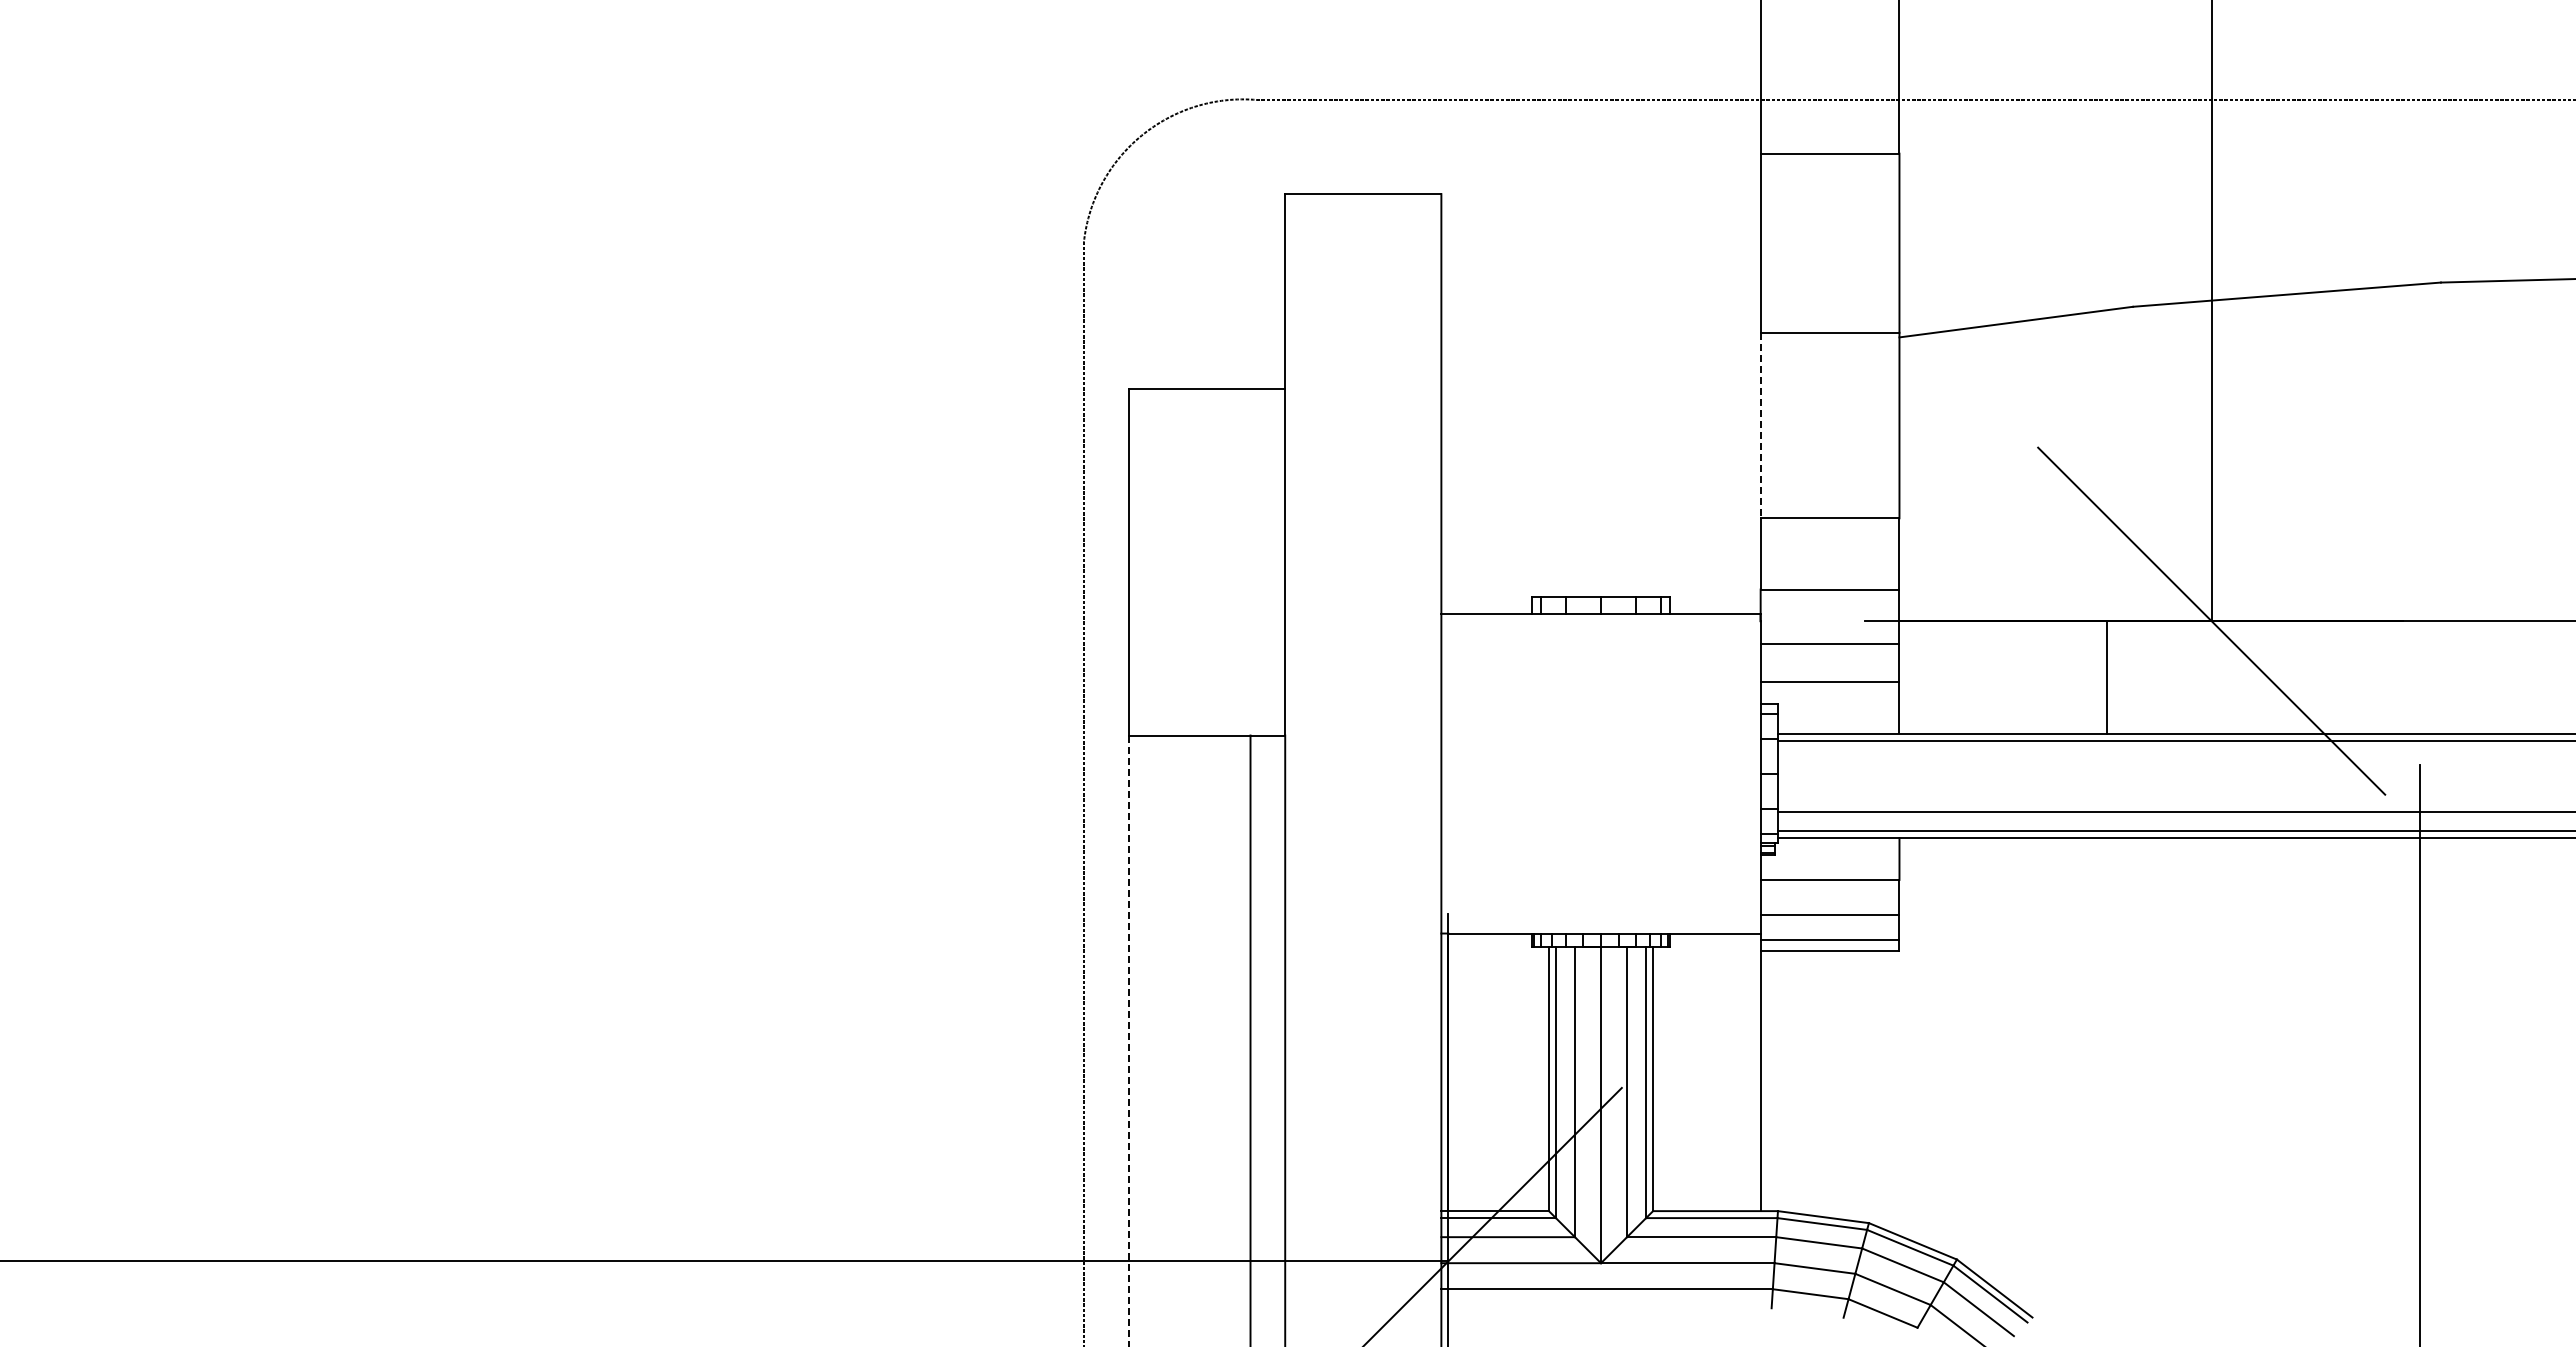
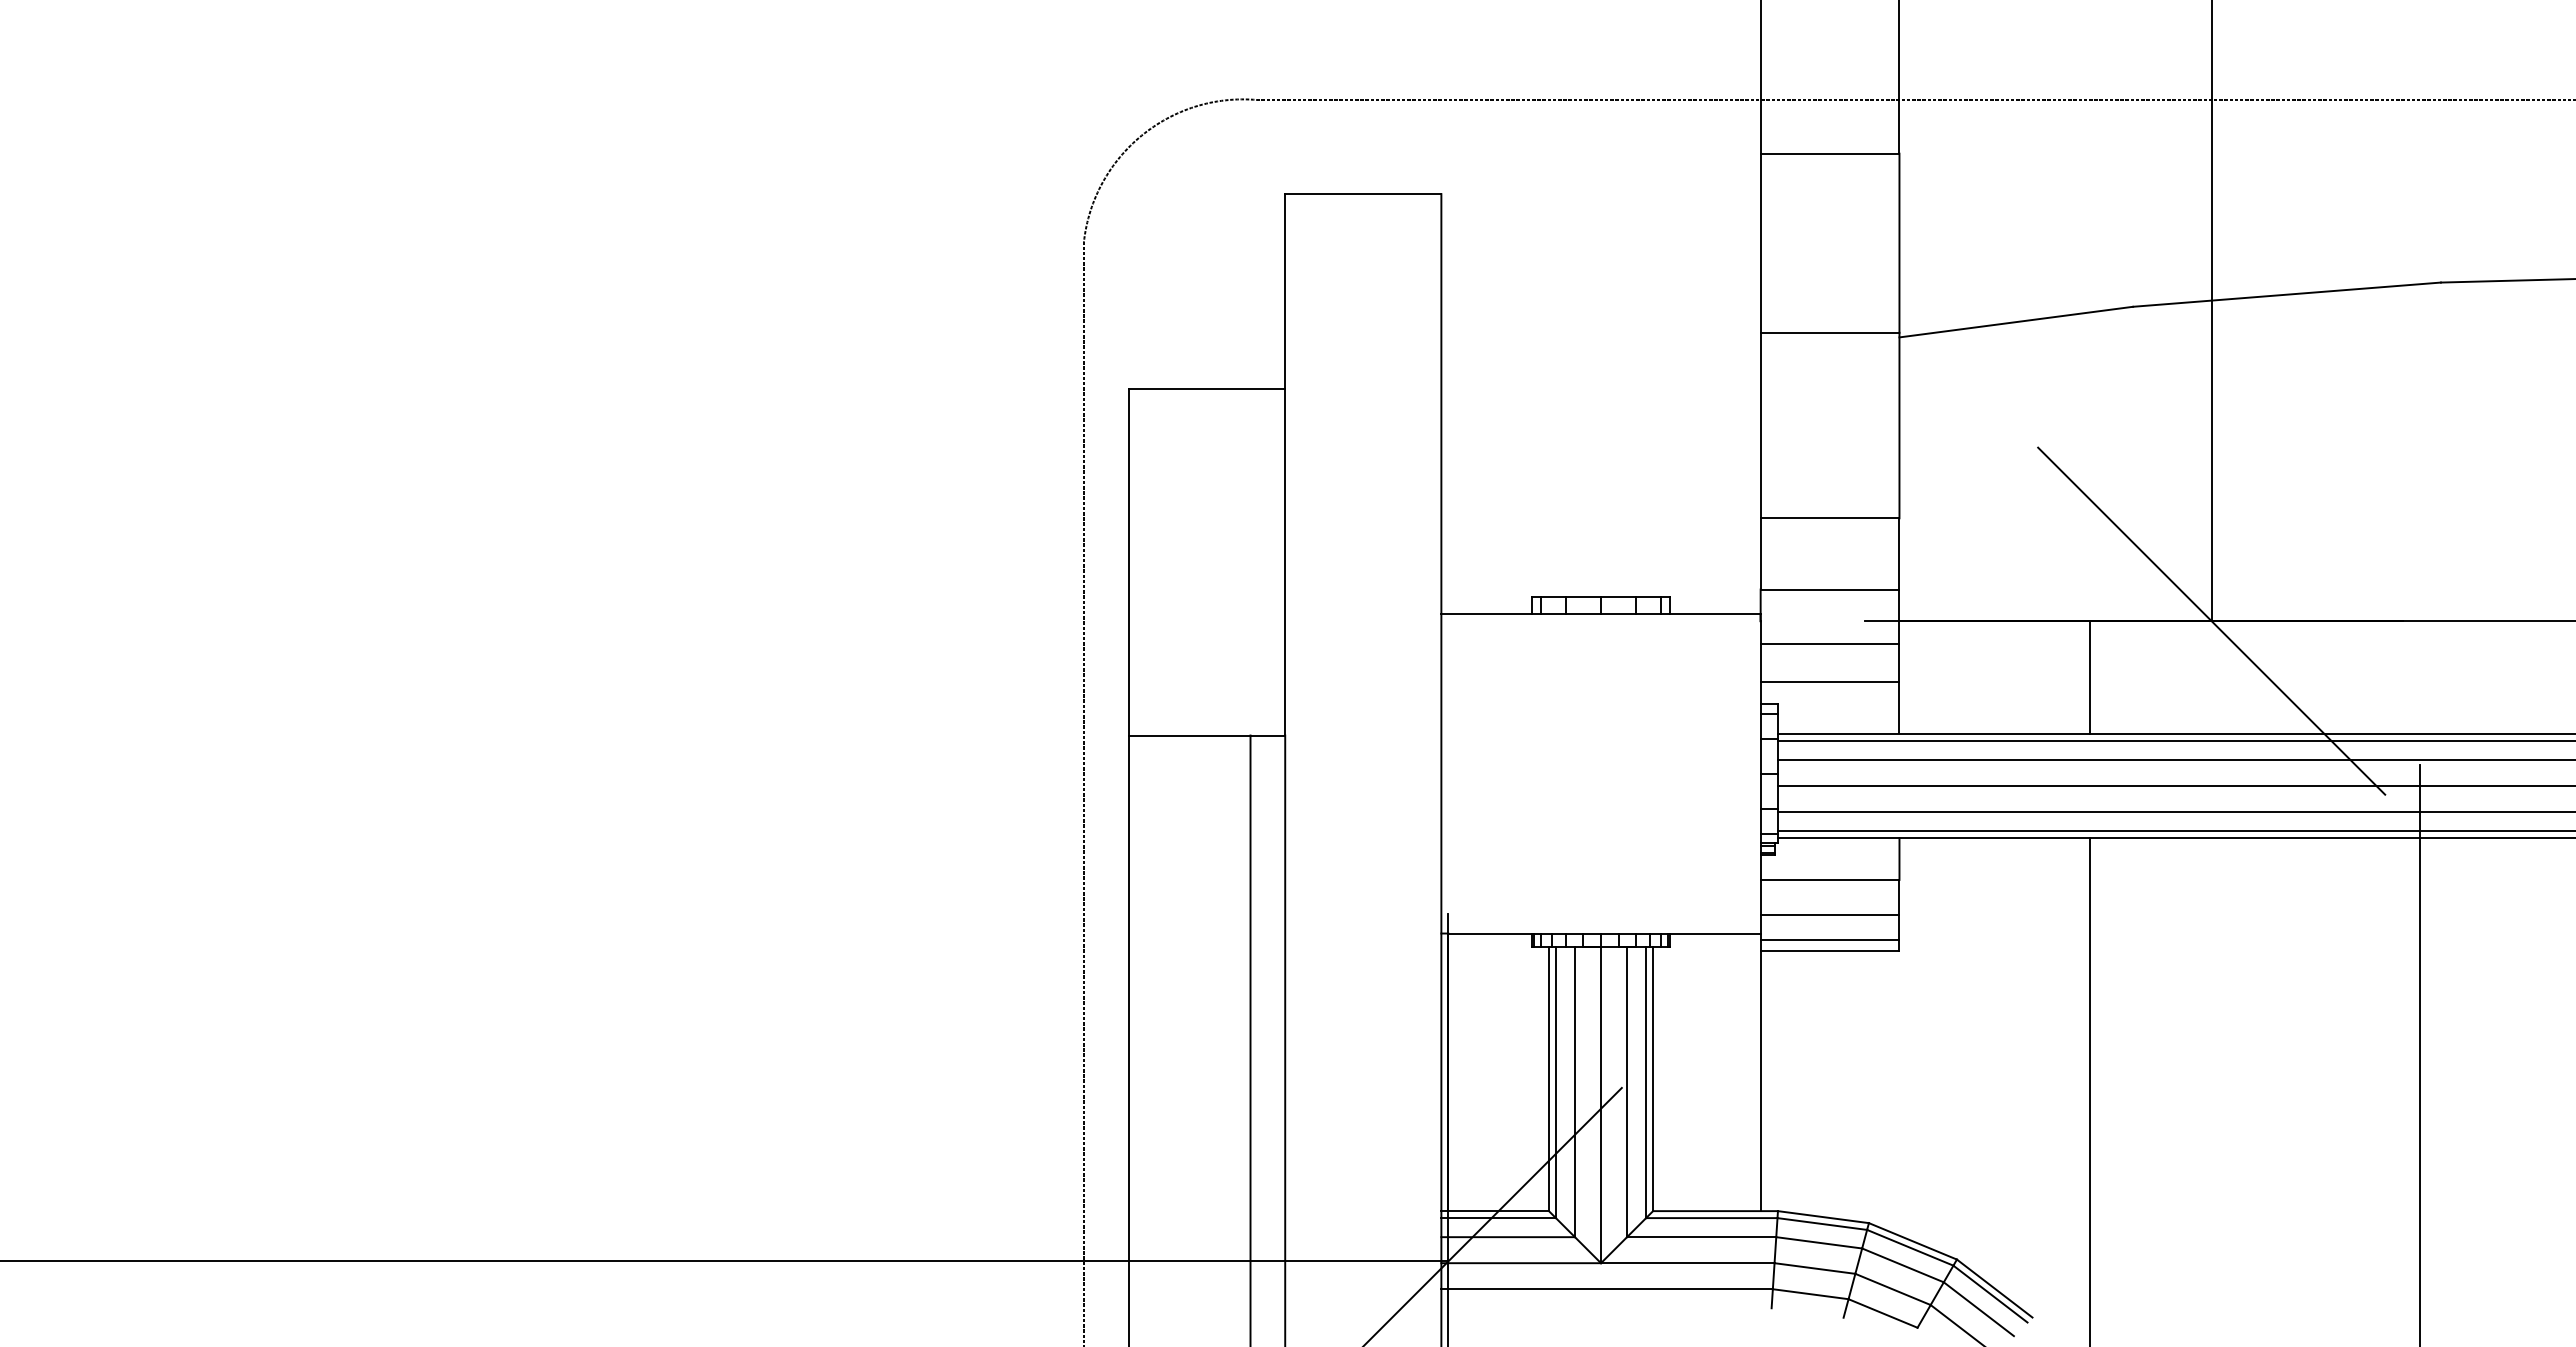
line: dashed -> solid (1760, 425)
line position: (2107, 677) -> (2090, 677) (2090, 677)
line: none -> present (2175, 760)
line: none -> present (2175, 786)
line: dashed -> solid (1129, 1041)
line: none -> present (2090, 1090)
